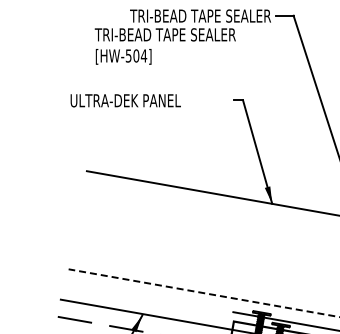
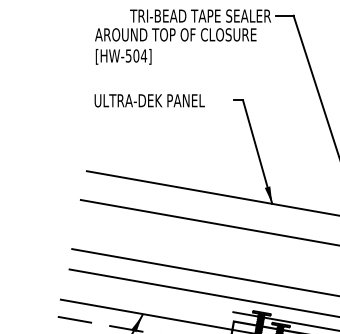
text: TRI-BEAD TAPE SEALER -> AROUND TOP OF CLOSURE (175, 34)
text position: (125, 100) -> (149, 100) (149, 100)
line: none -> present (208, 222)
line: none -> present (204, 272)
line: dashed -> solid (203, 293)
